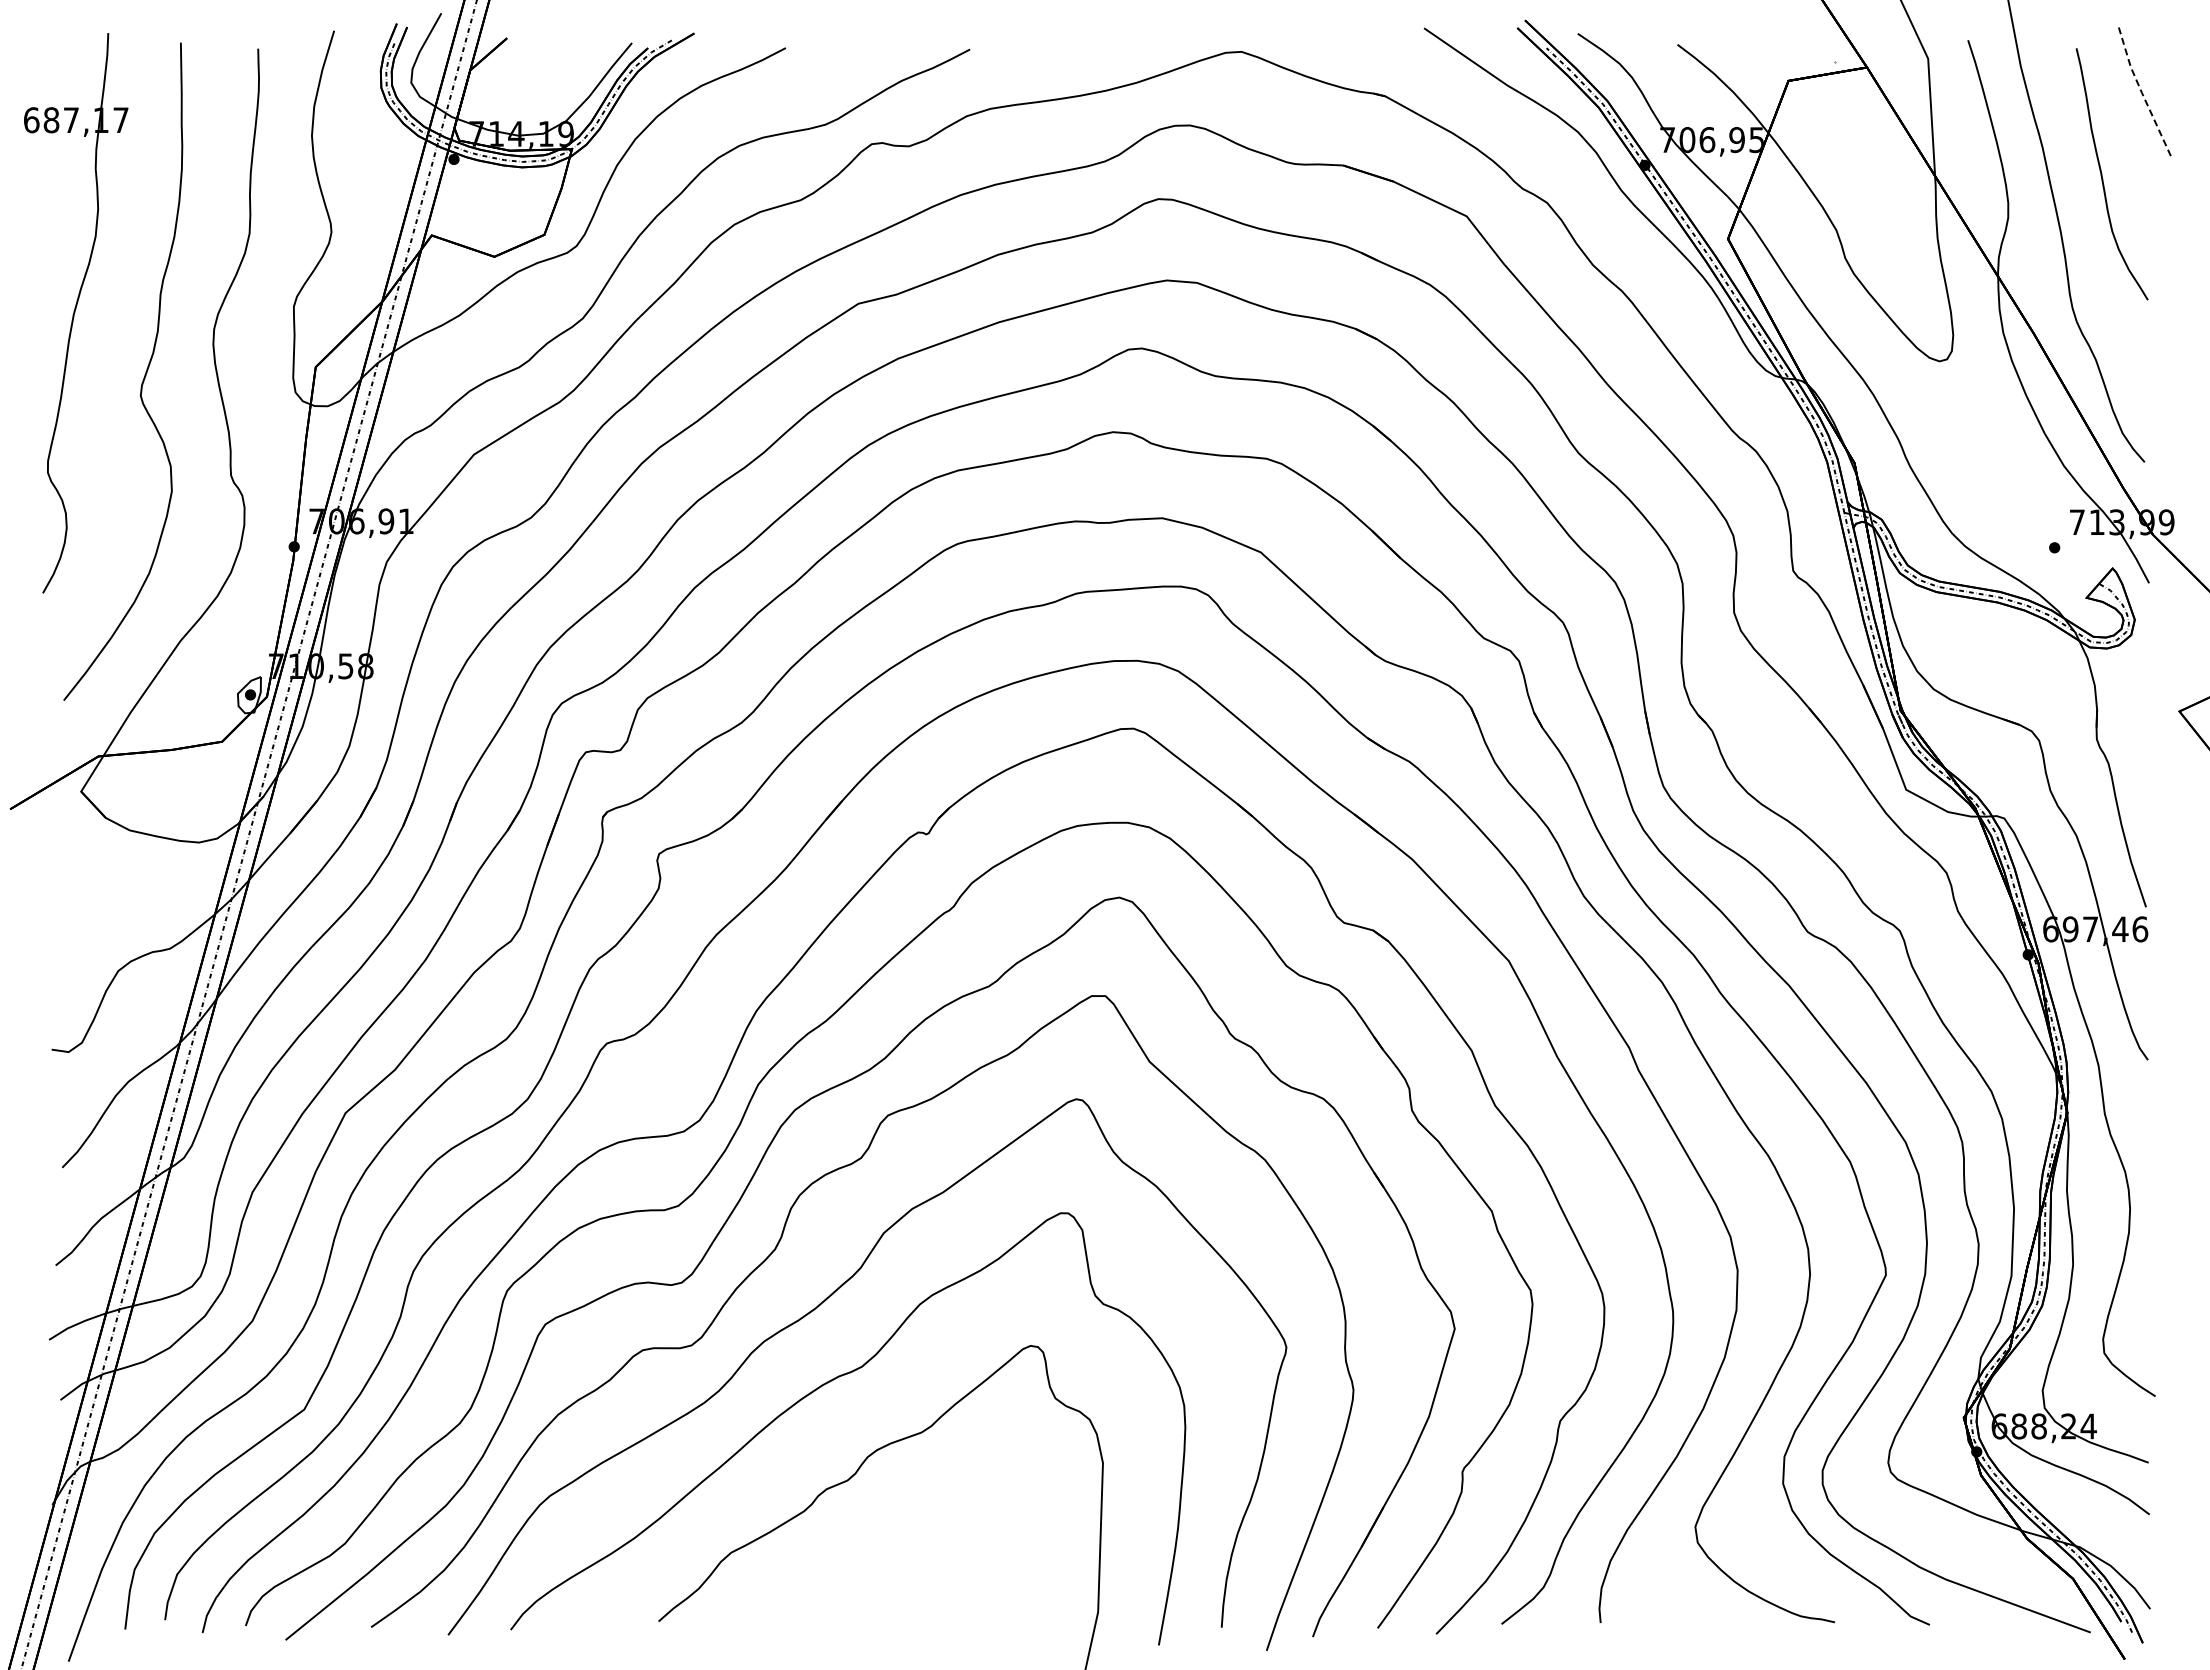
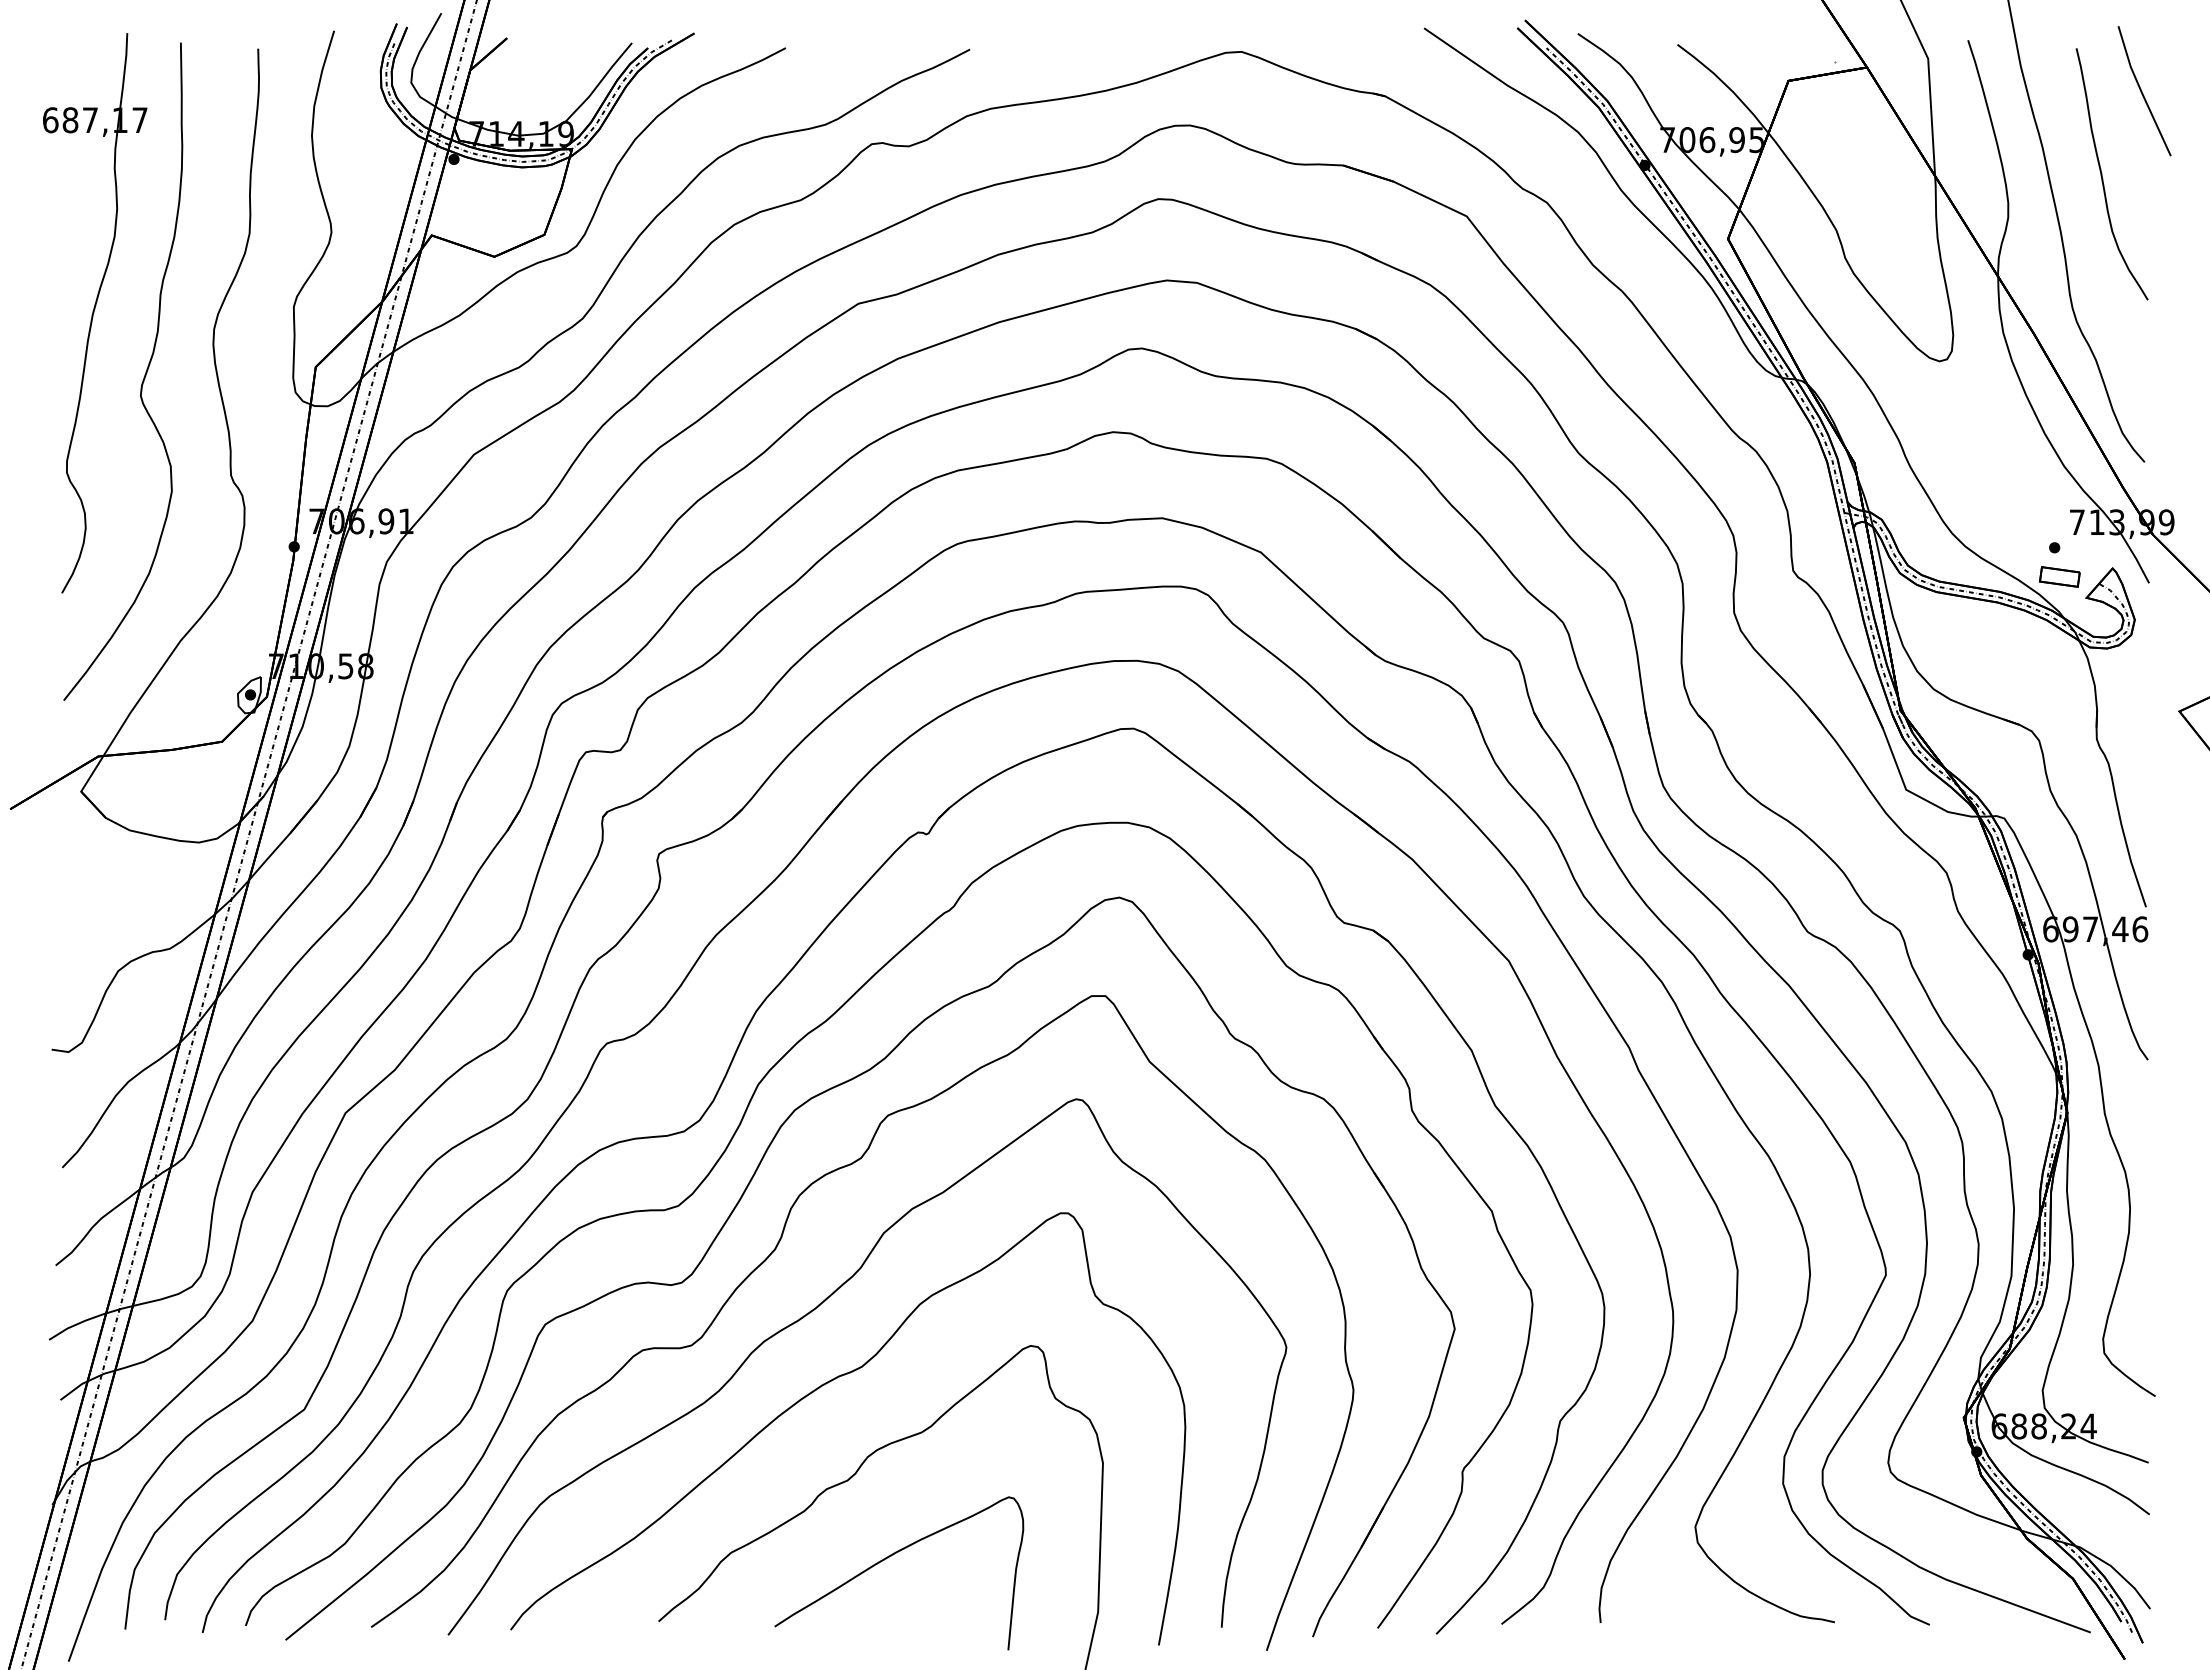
line: dashed -> solid (2141, 92)
part position: (76, 313) -> (95, 313) (95, 313)
part: none -> present (2059, 576)
curve: none -> present (891, 1556)
